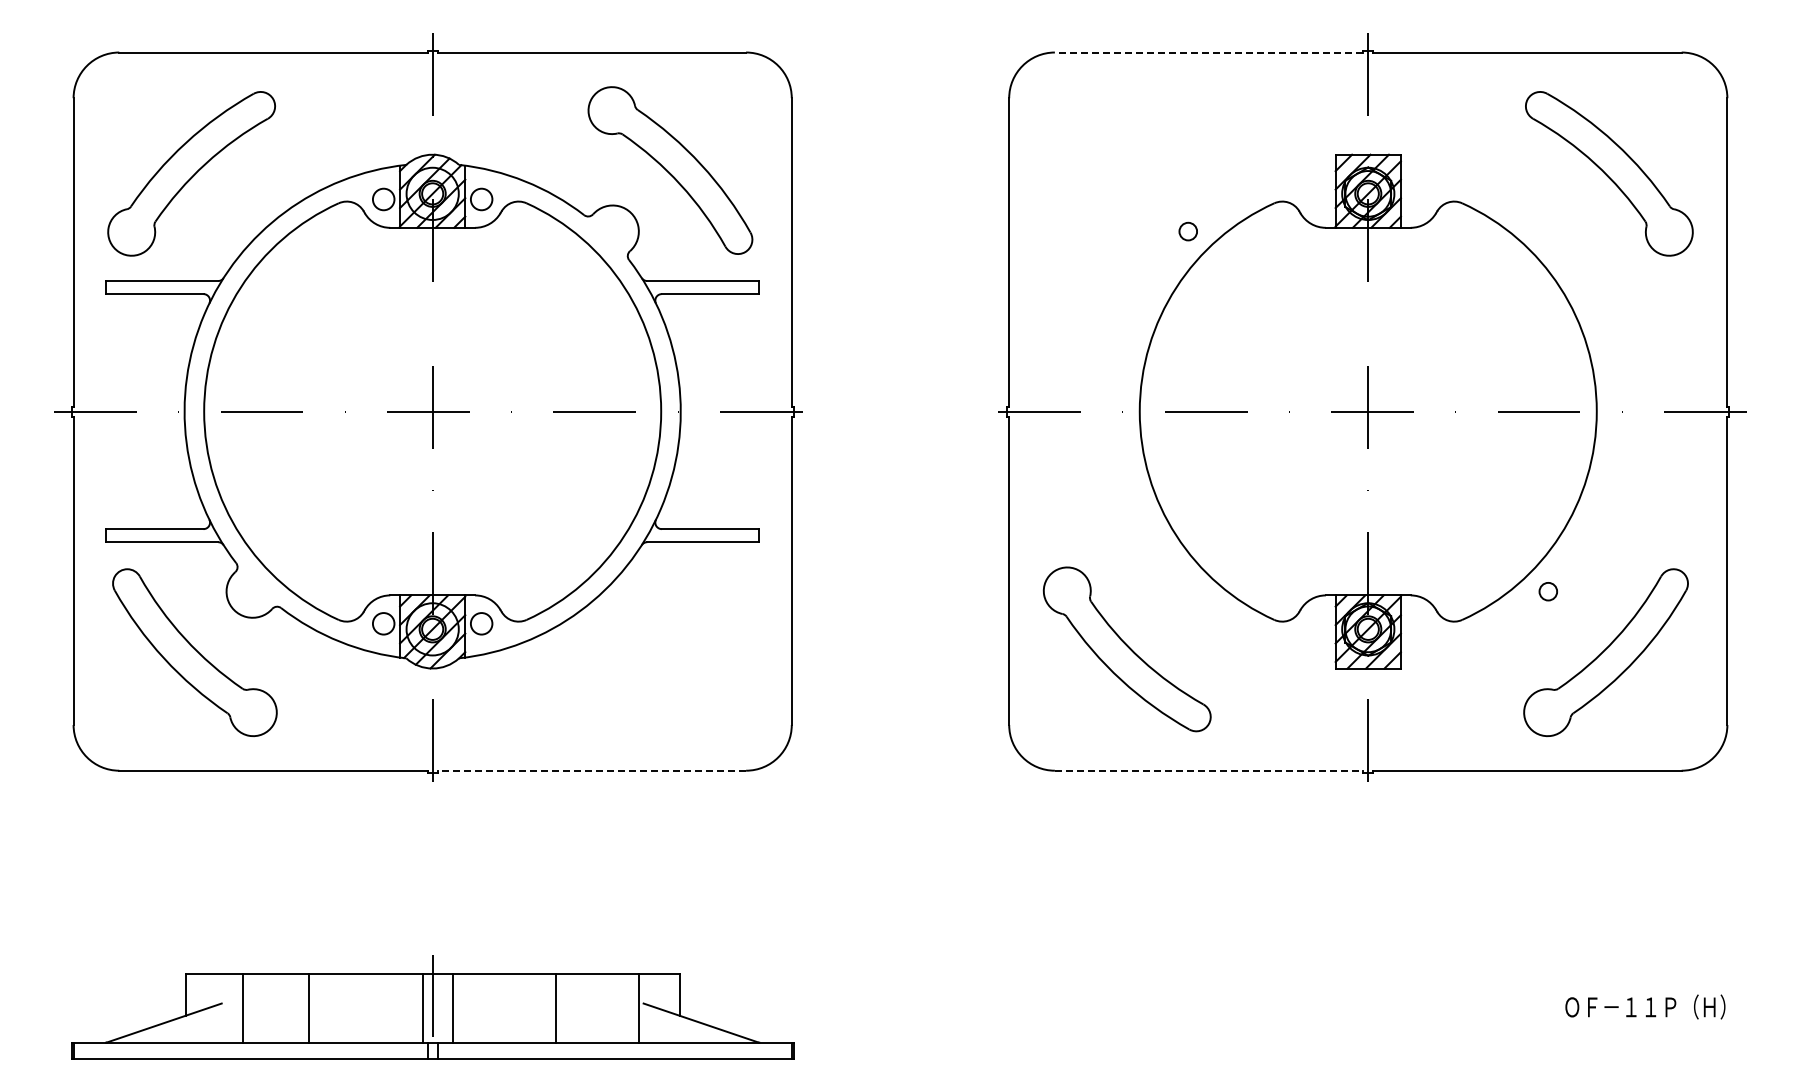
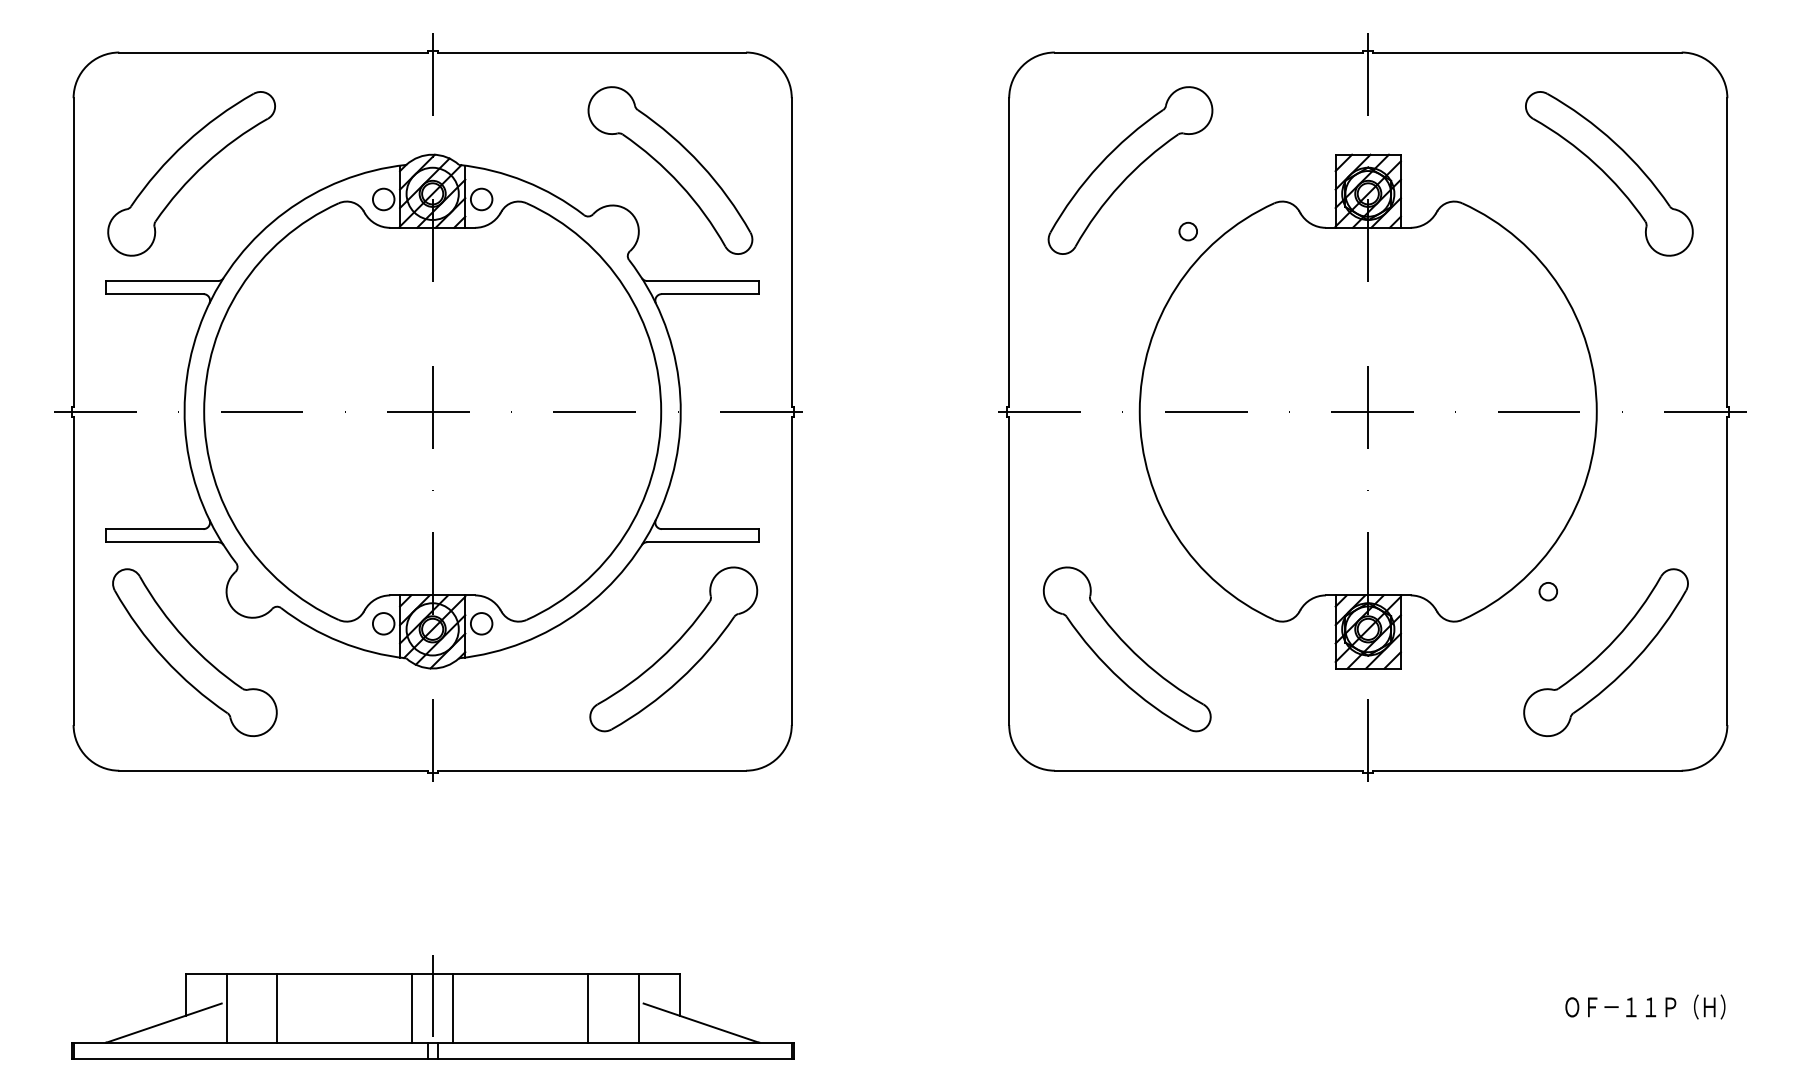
line: dashed -> solid (1208, 52)
part: none -> present (1130, 170)
part: none -> present (673, 649)
line: dashed -> solid (591, 770)
line: dashed -> solid (1209, 770)
line position: (242, 1008) -> (226, 1008) (226, 1008)
line position: (309, 1008) -> (277, 1008) (277, 1008)
line position: (423, 1008) -> (412, 1008) (412, 1008)
line position: (556, 1008) -> (588, 1008) (588, 1008)
